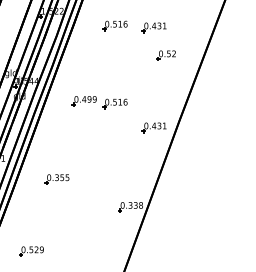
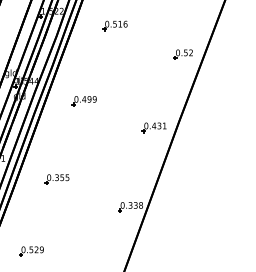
part: present -> none (153, 27)
part position: (165, 55) -> (182, 54) (182, 54)
part: present -> none (114, 103)
